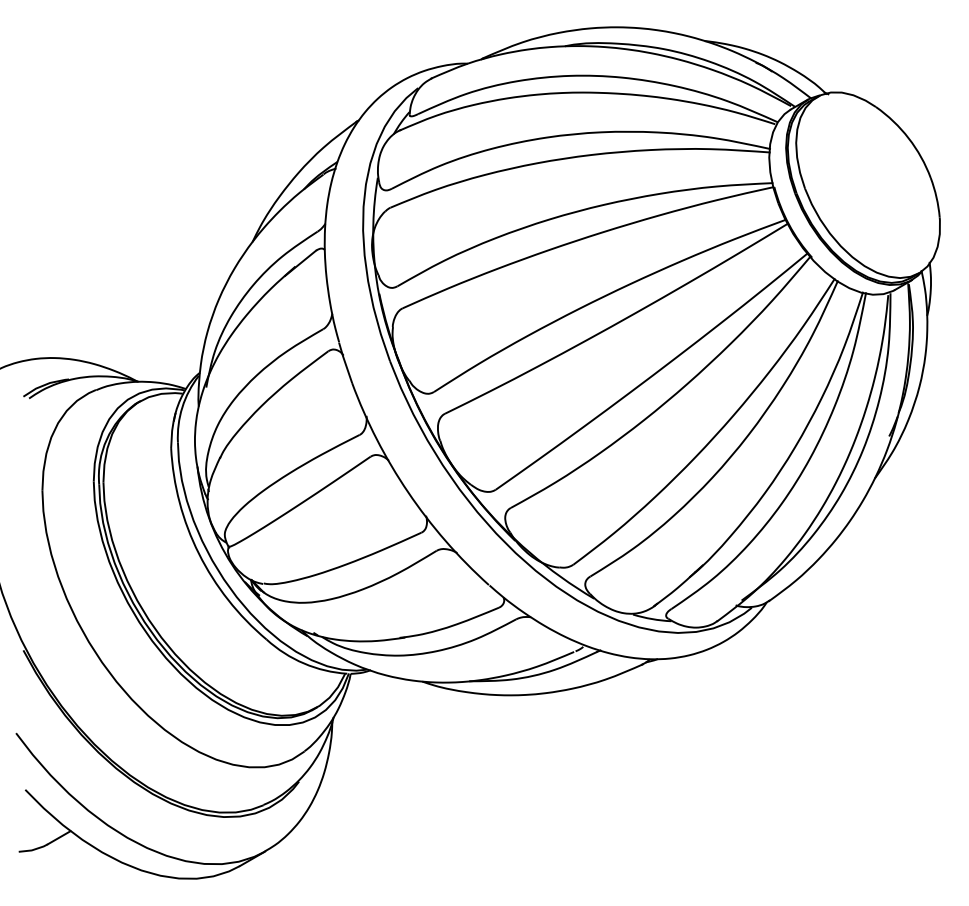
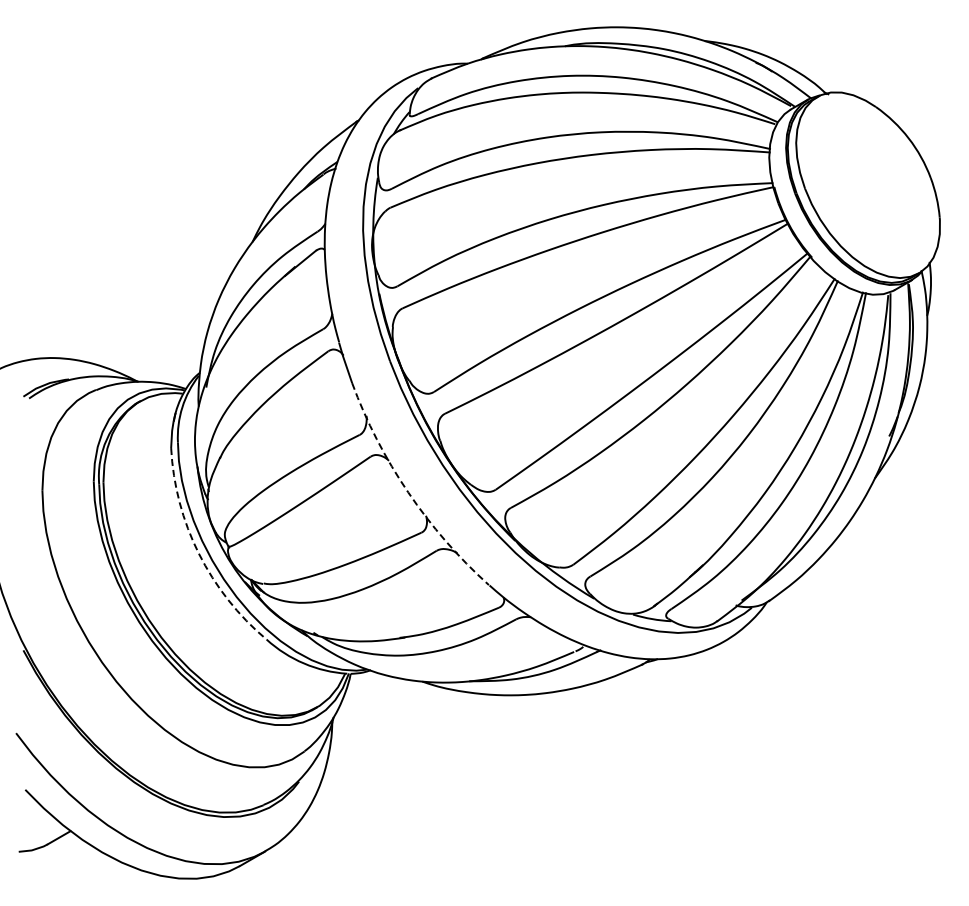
arc: solid -> dashed (408, 492)
arc: solid -> dashed (198, 553)
